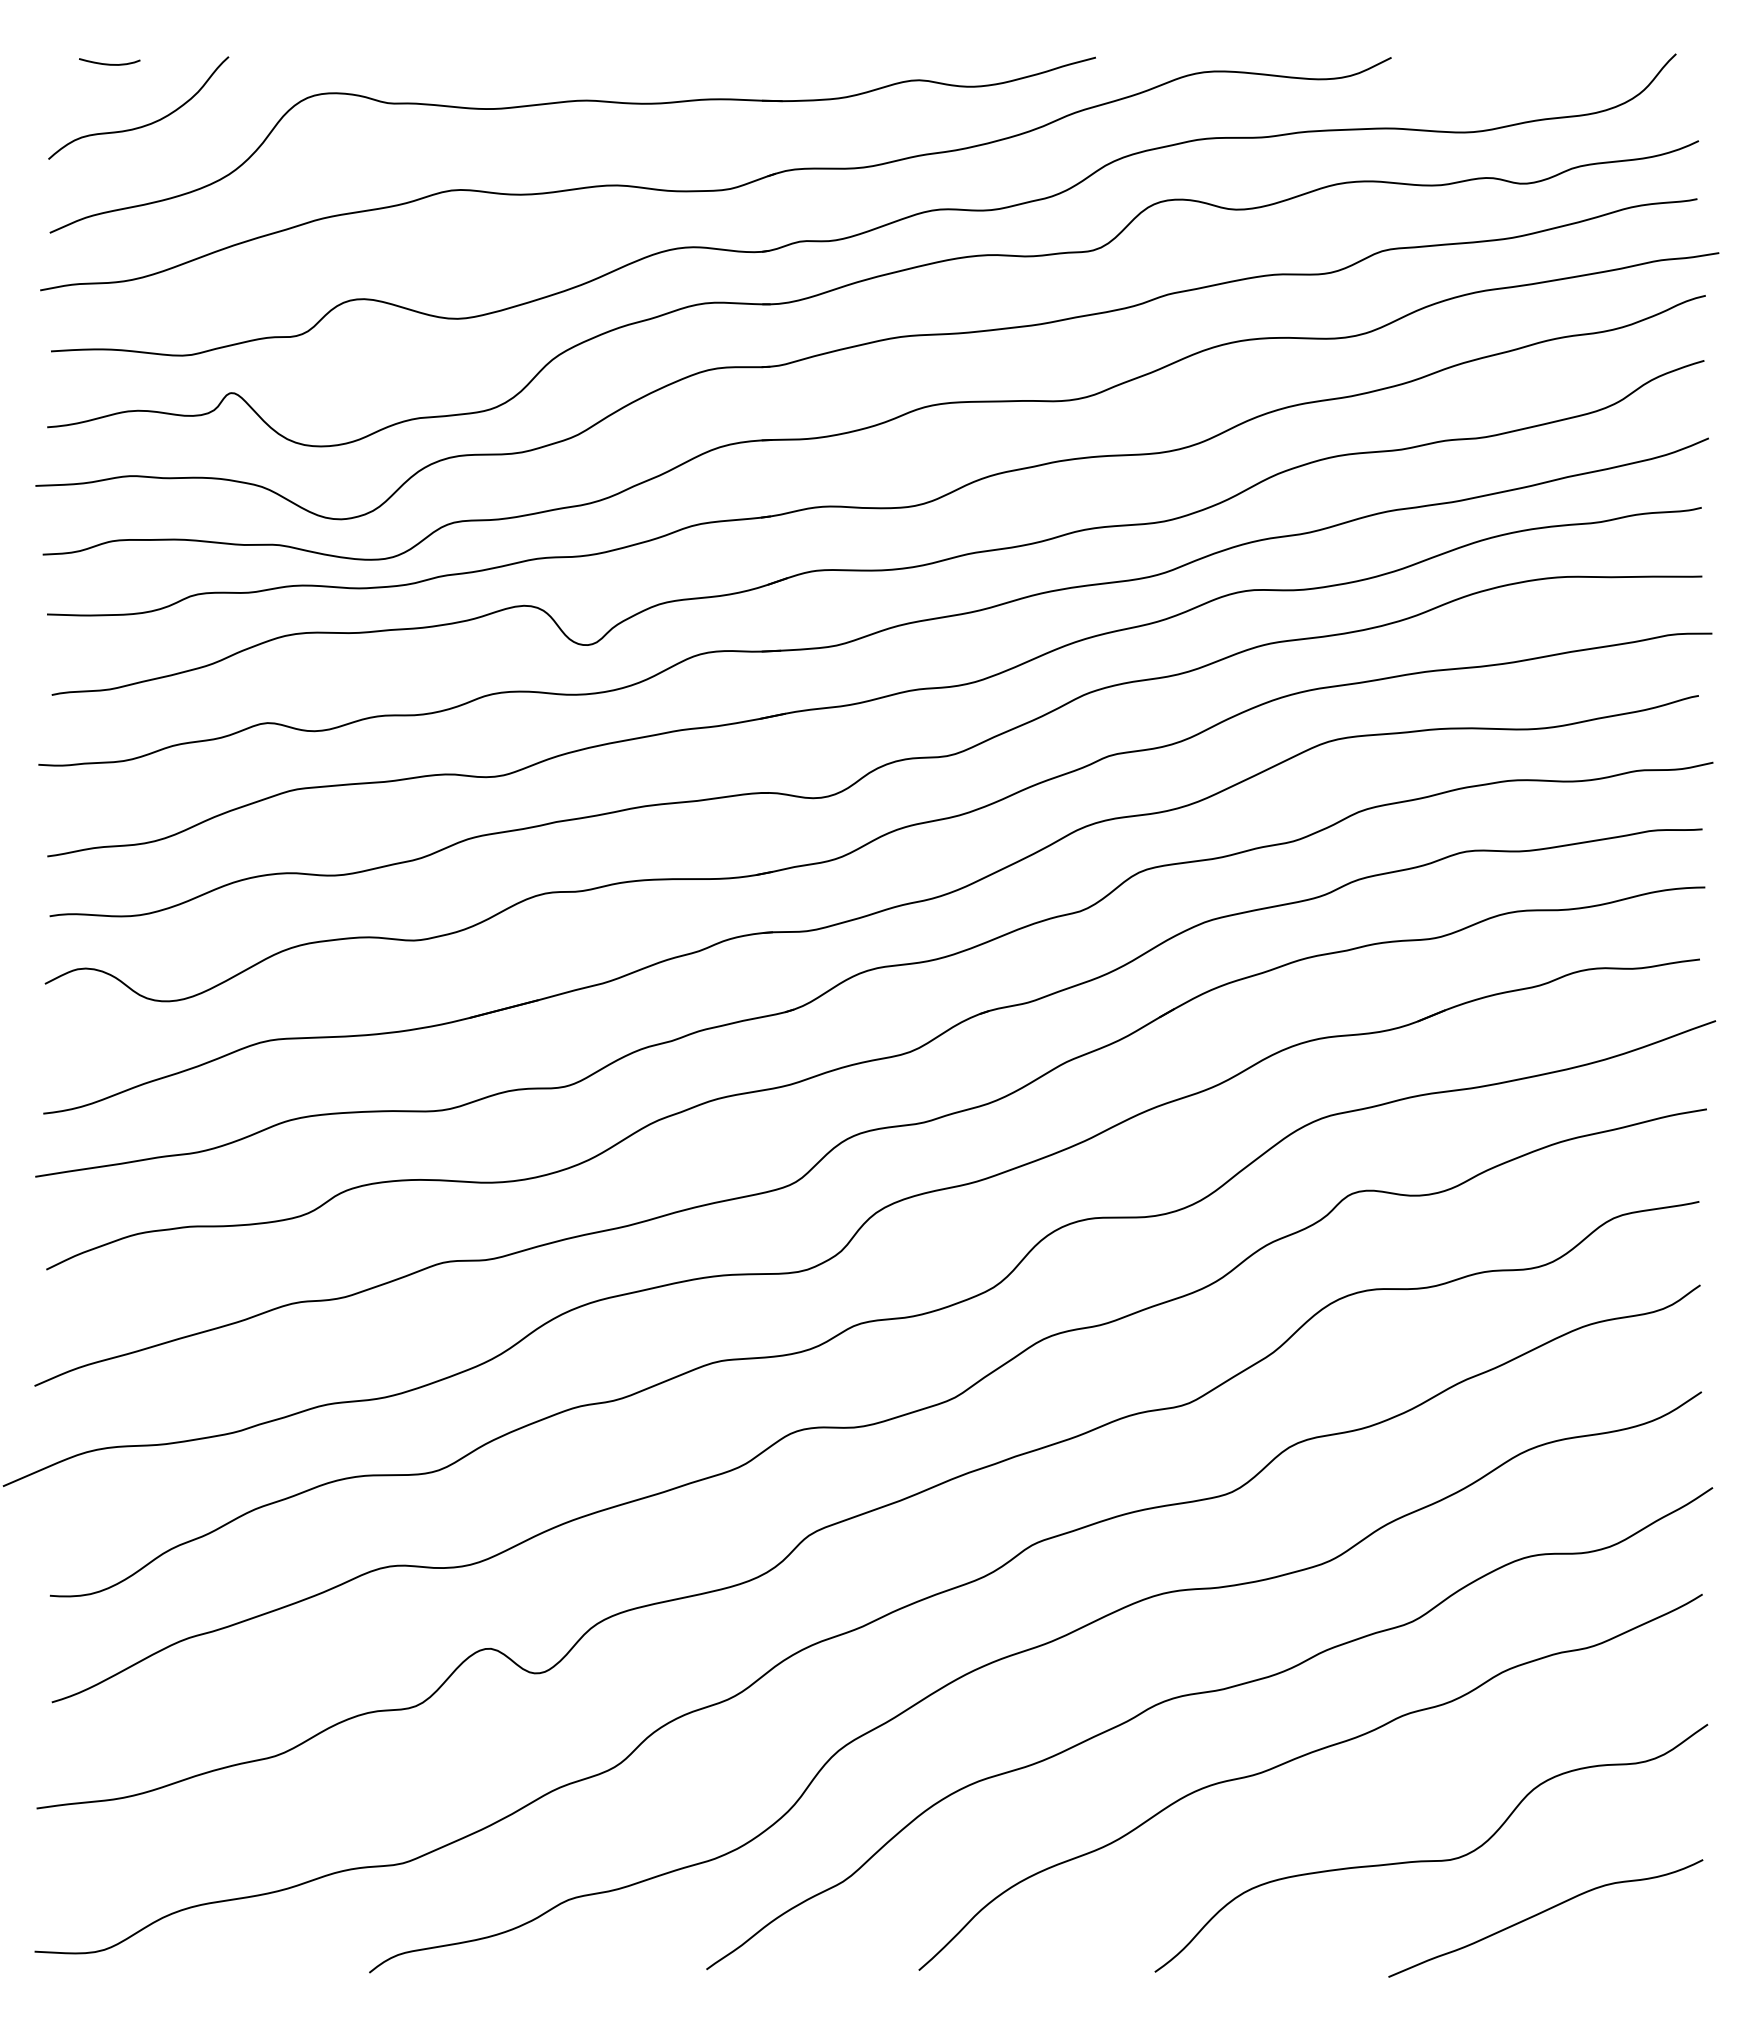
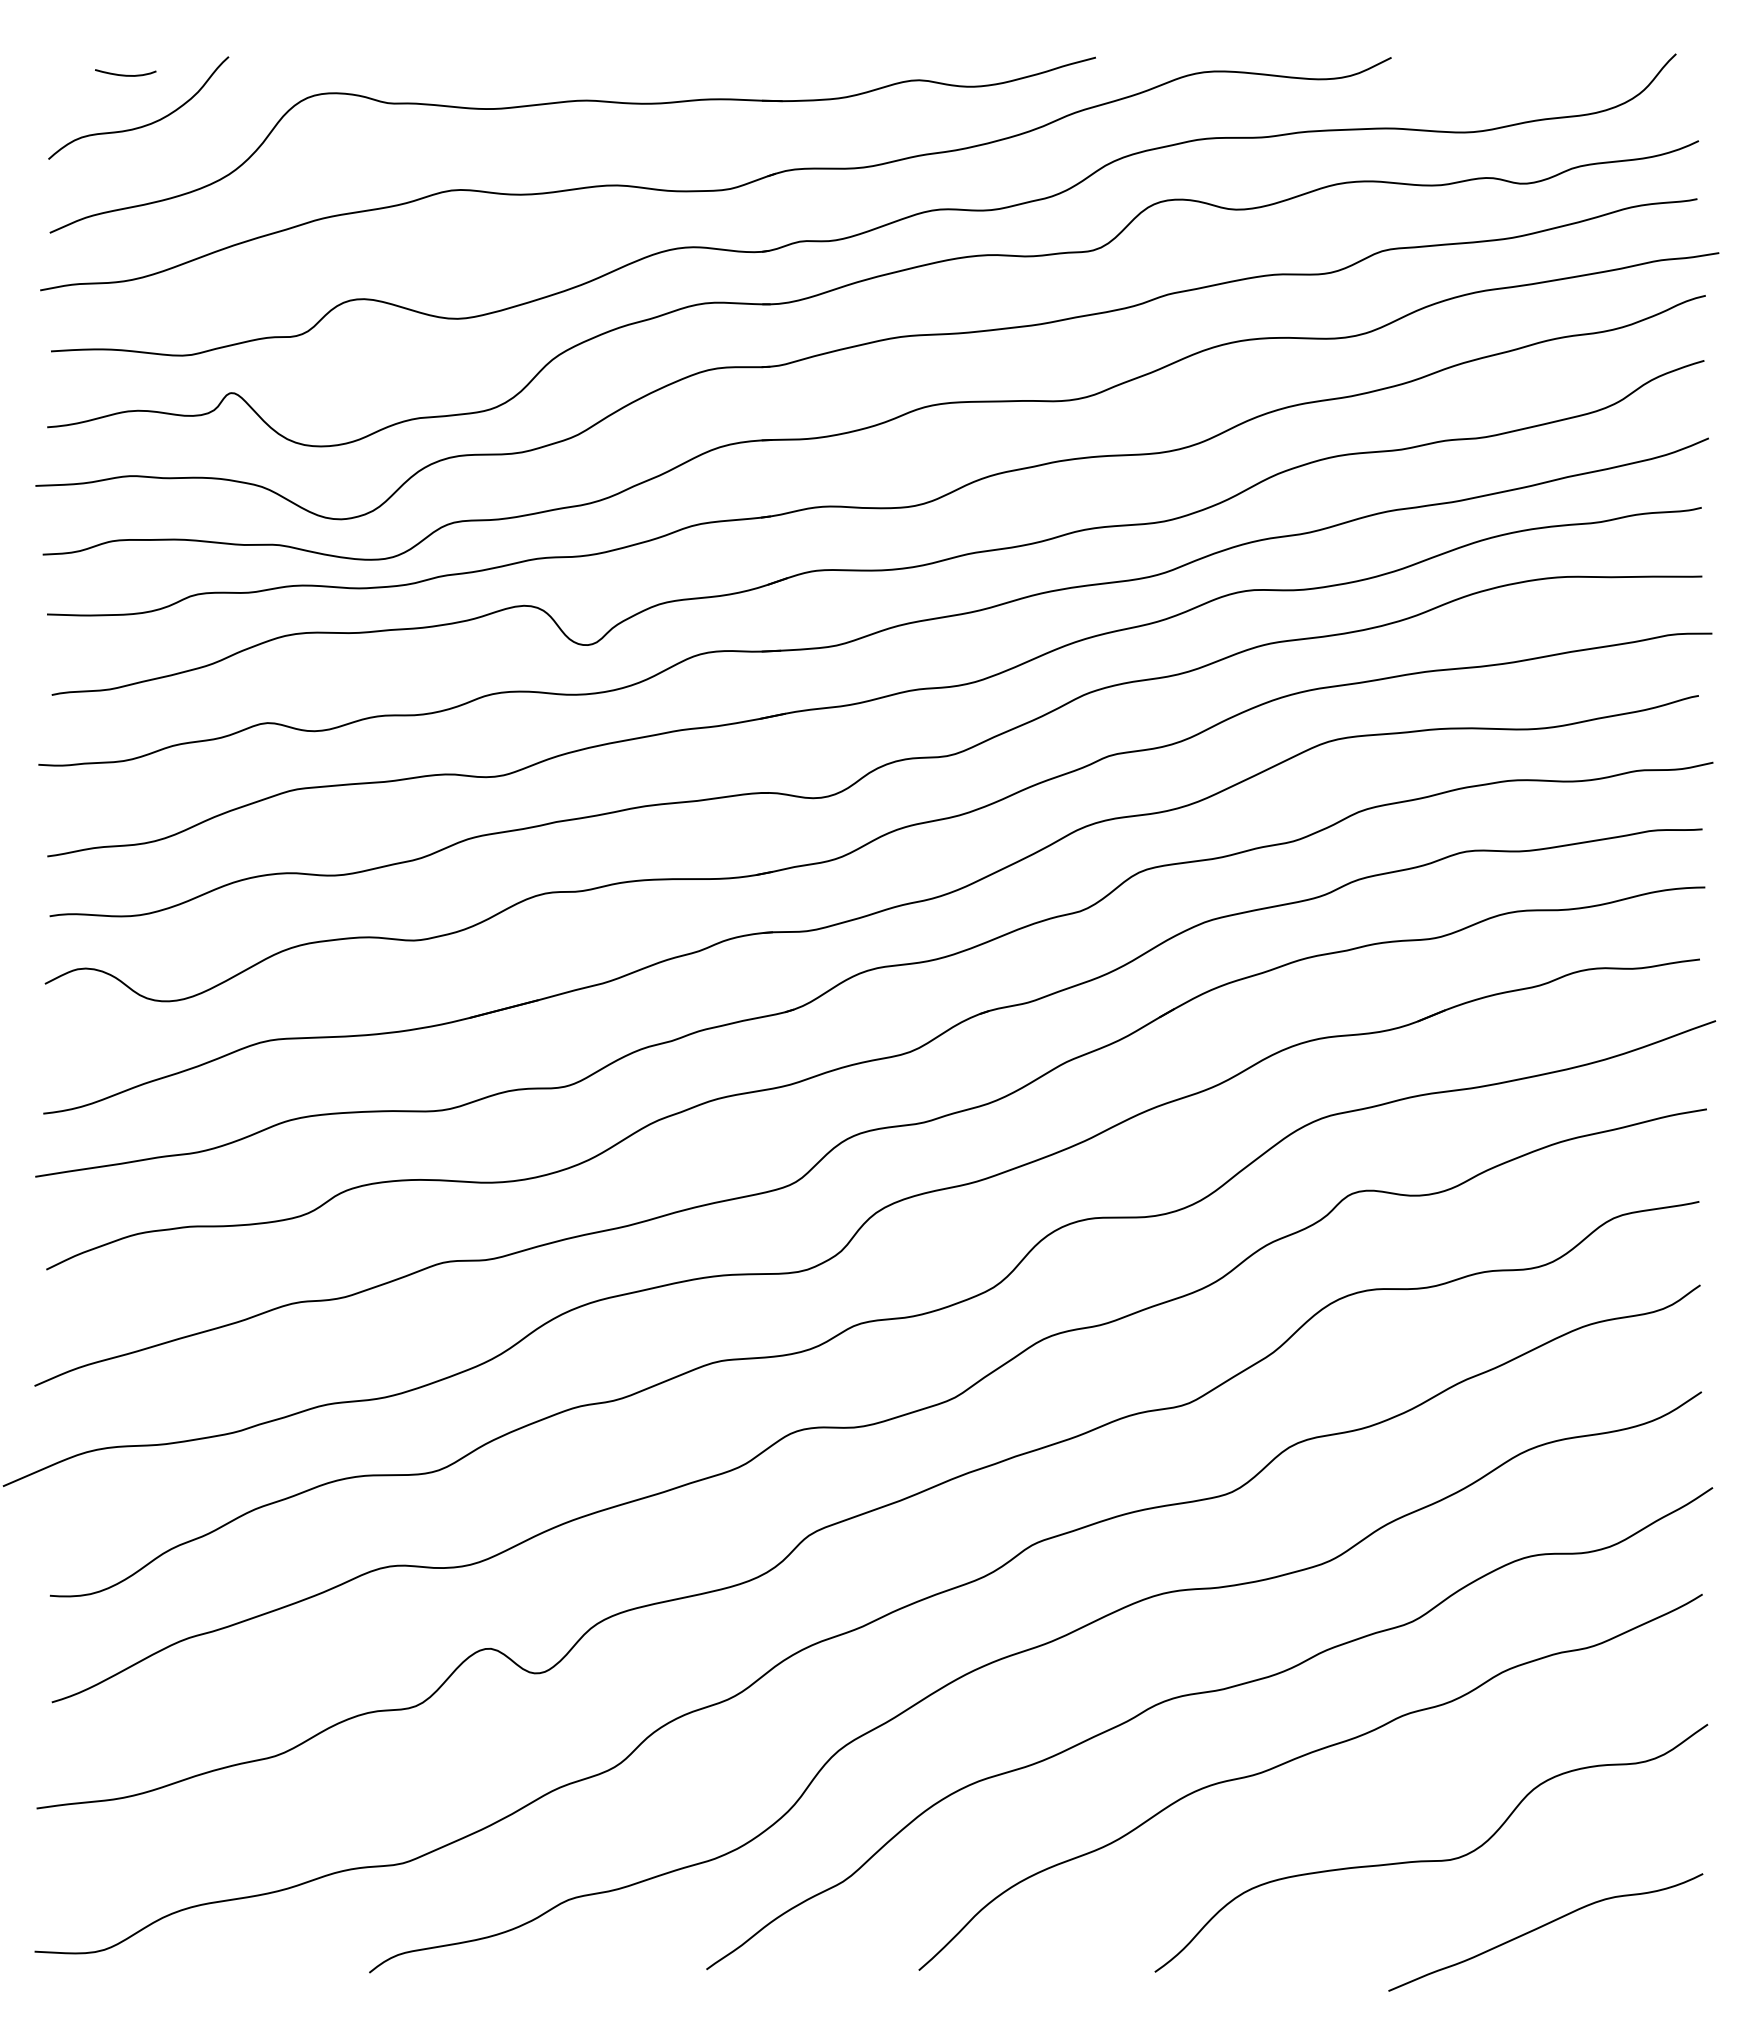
curve position: (109, 63) -> (125, 74) (125, 74)
curve position: (1542, 1913) -> (1542, 1927) (1542, 1927)
